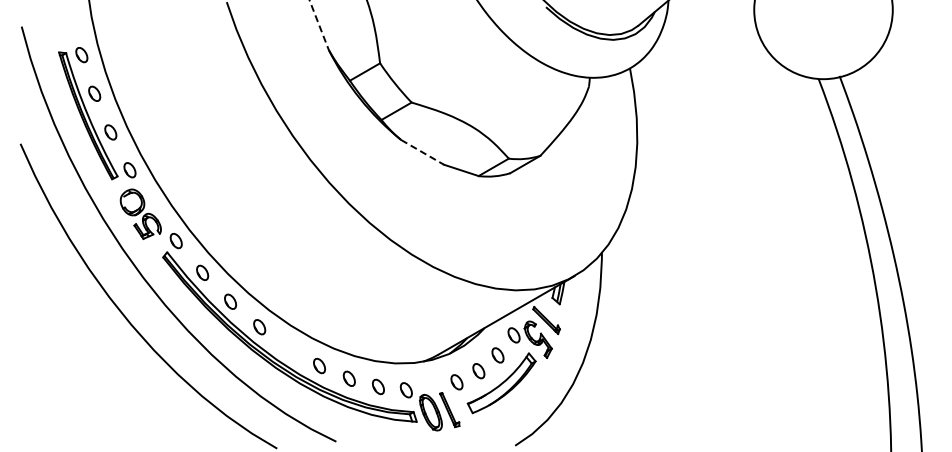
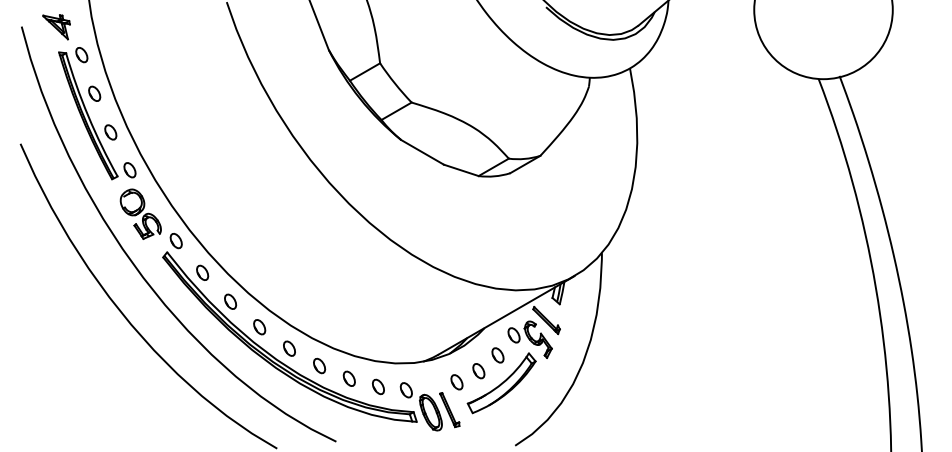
line: dashed -> solid (319, 25)
part: none -> present (56, 27)
line: dashed -> solid (422, 152)
part: none -> present (289, 348)
